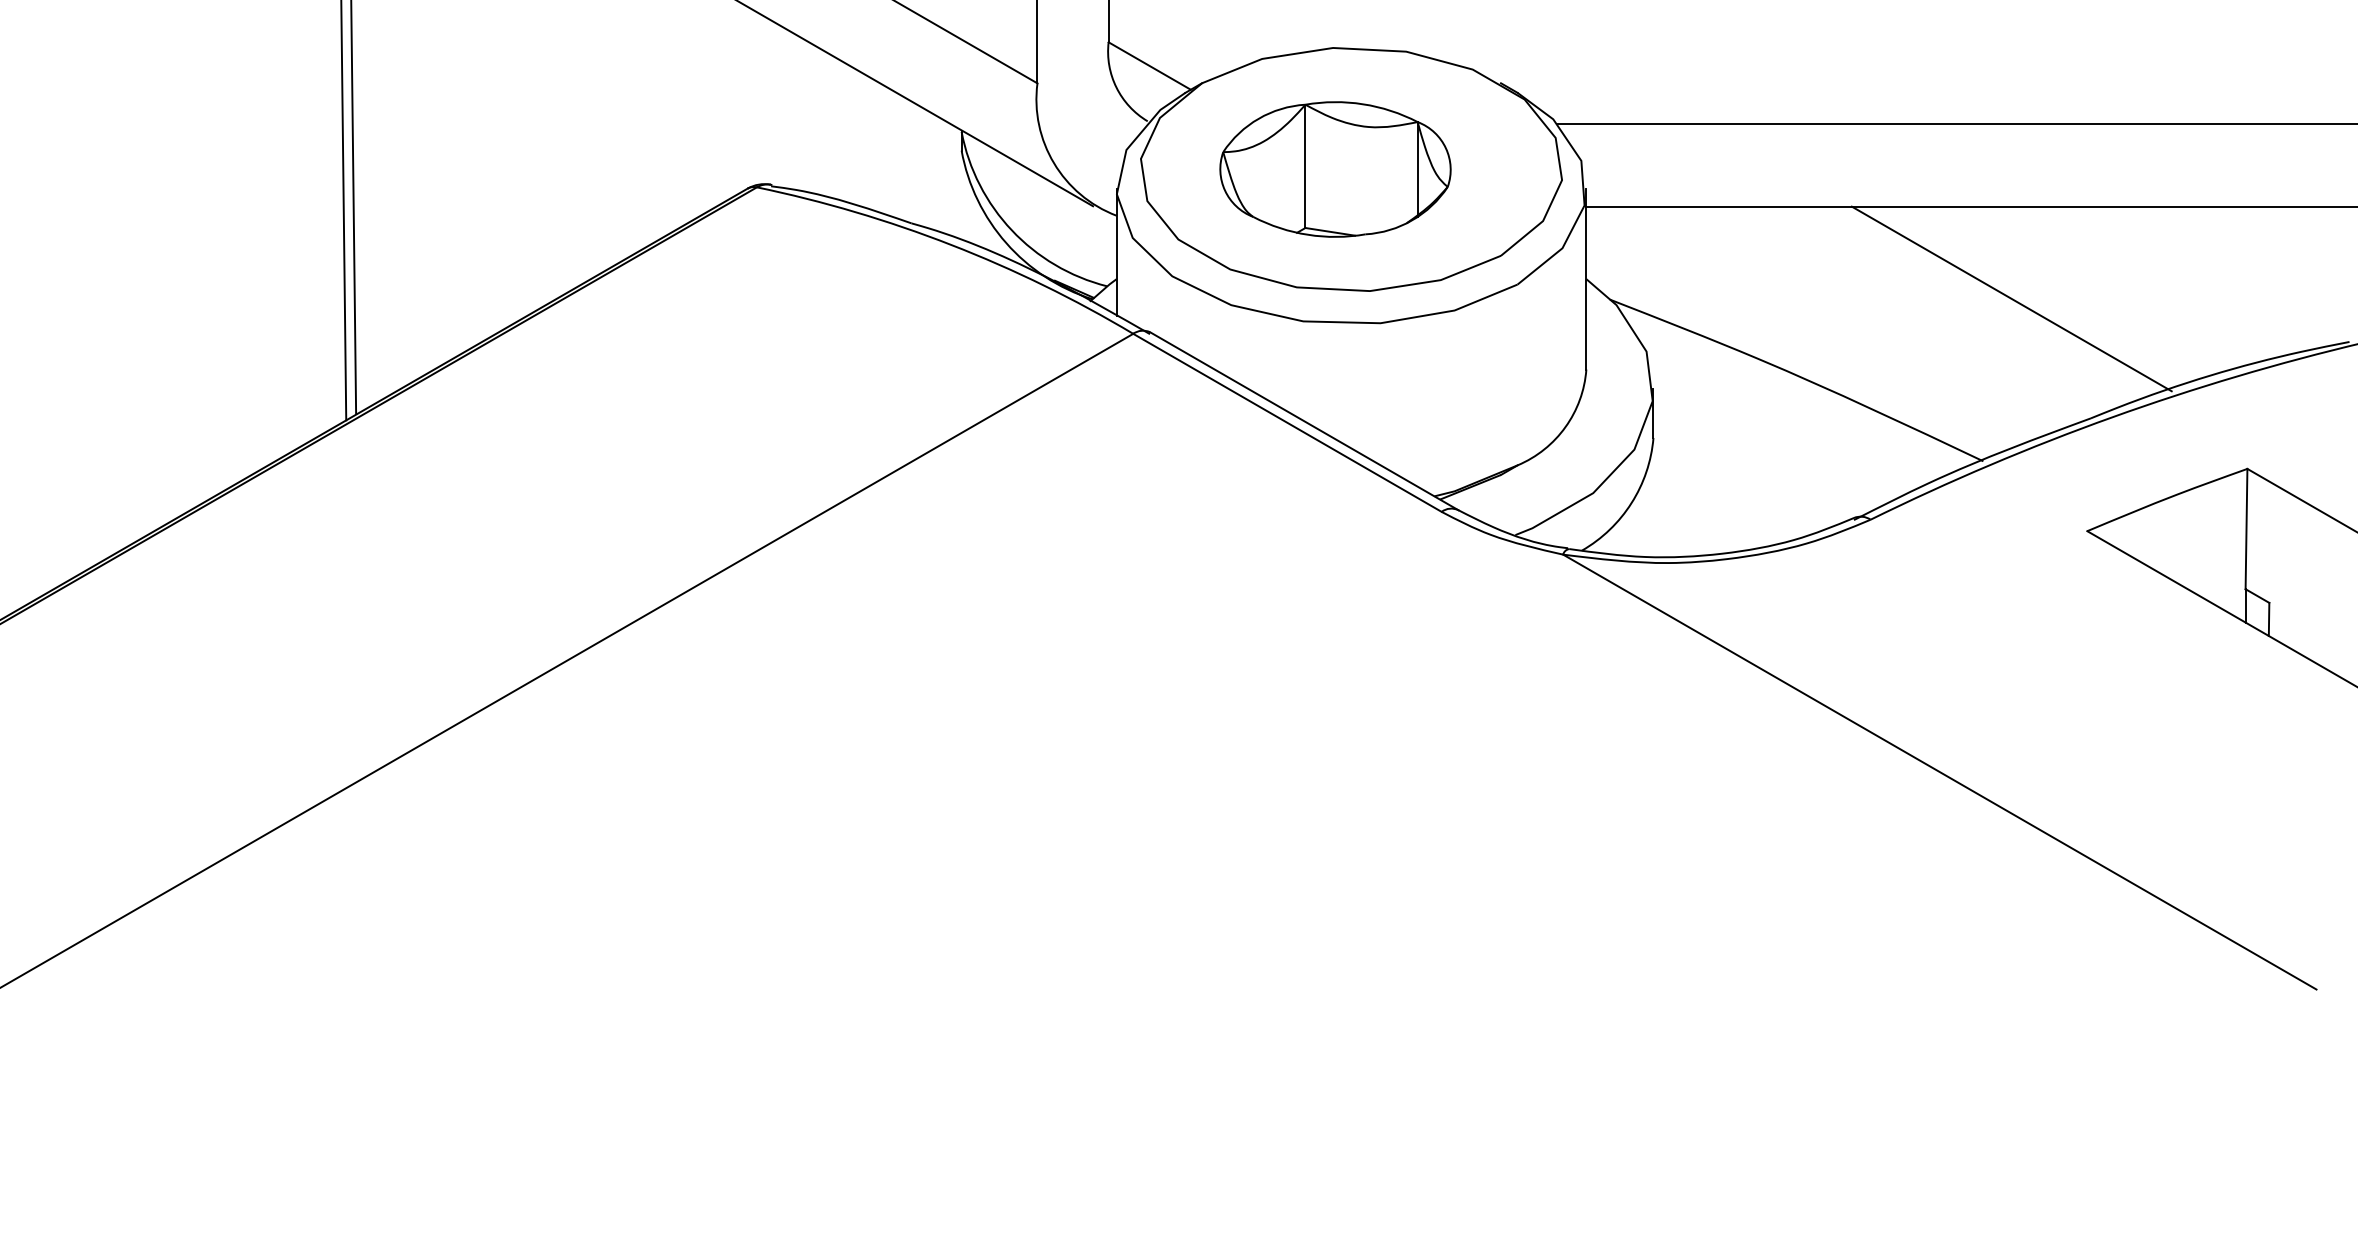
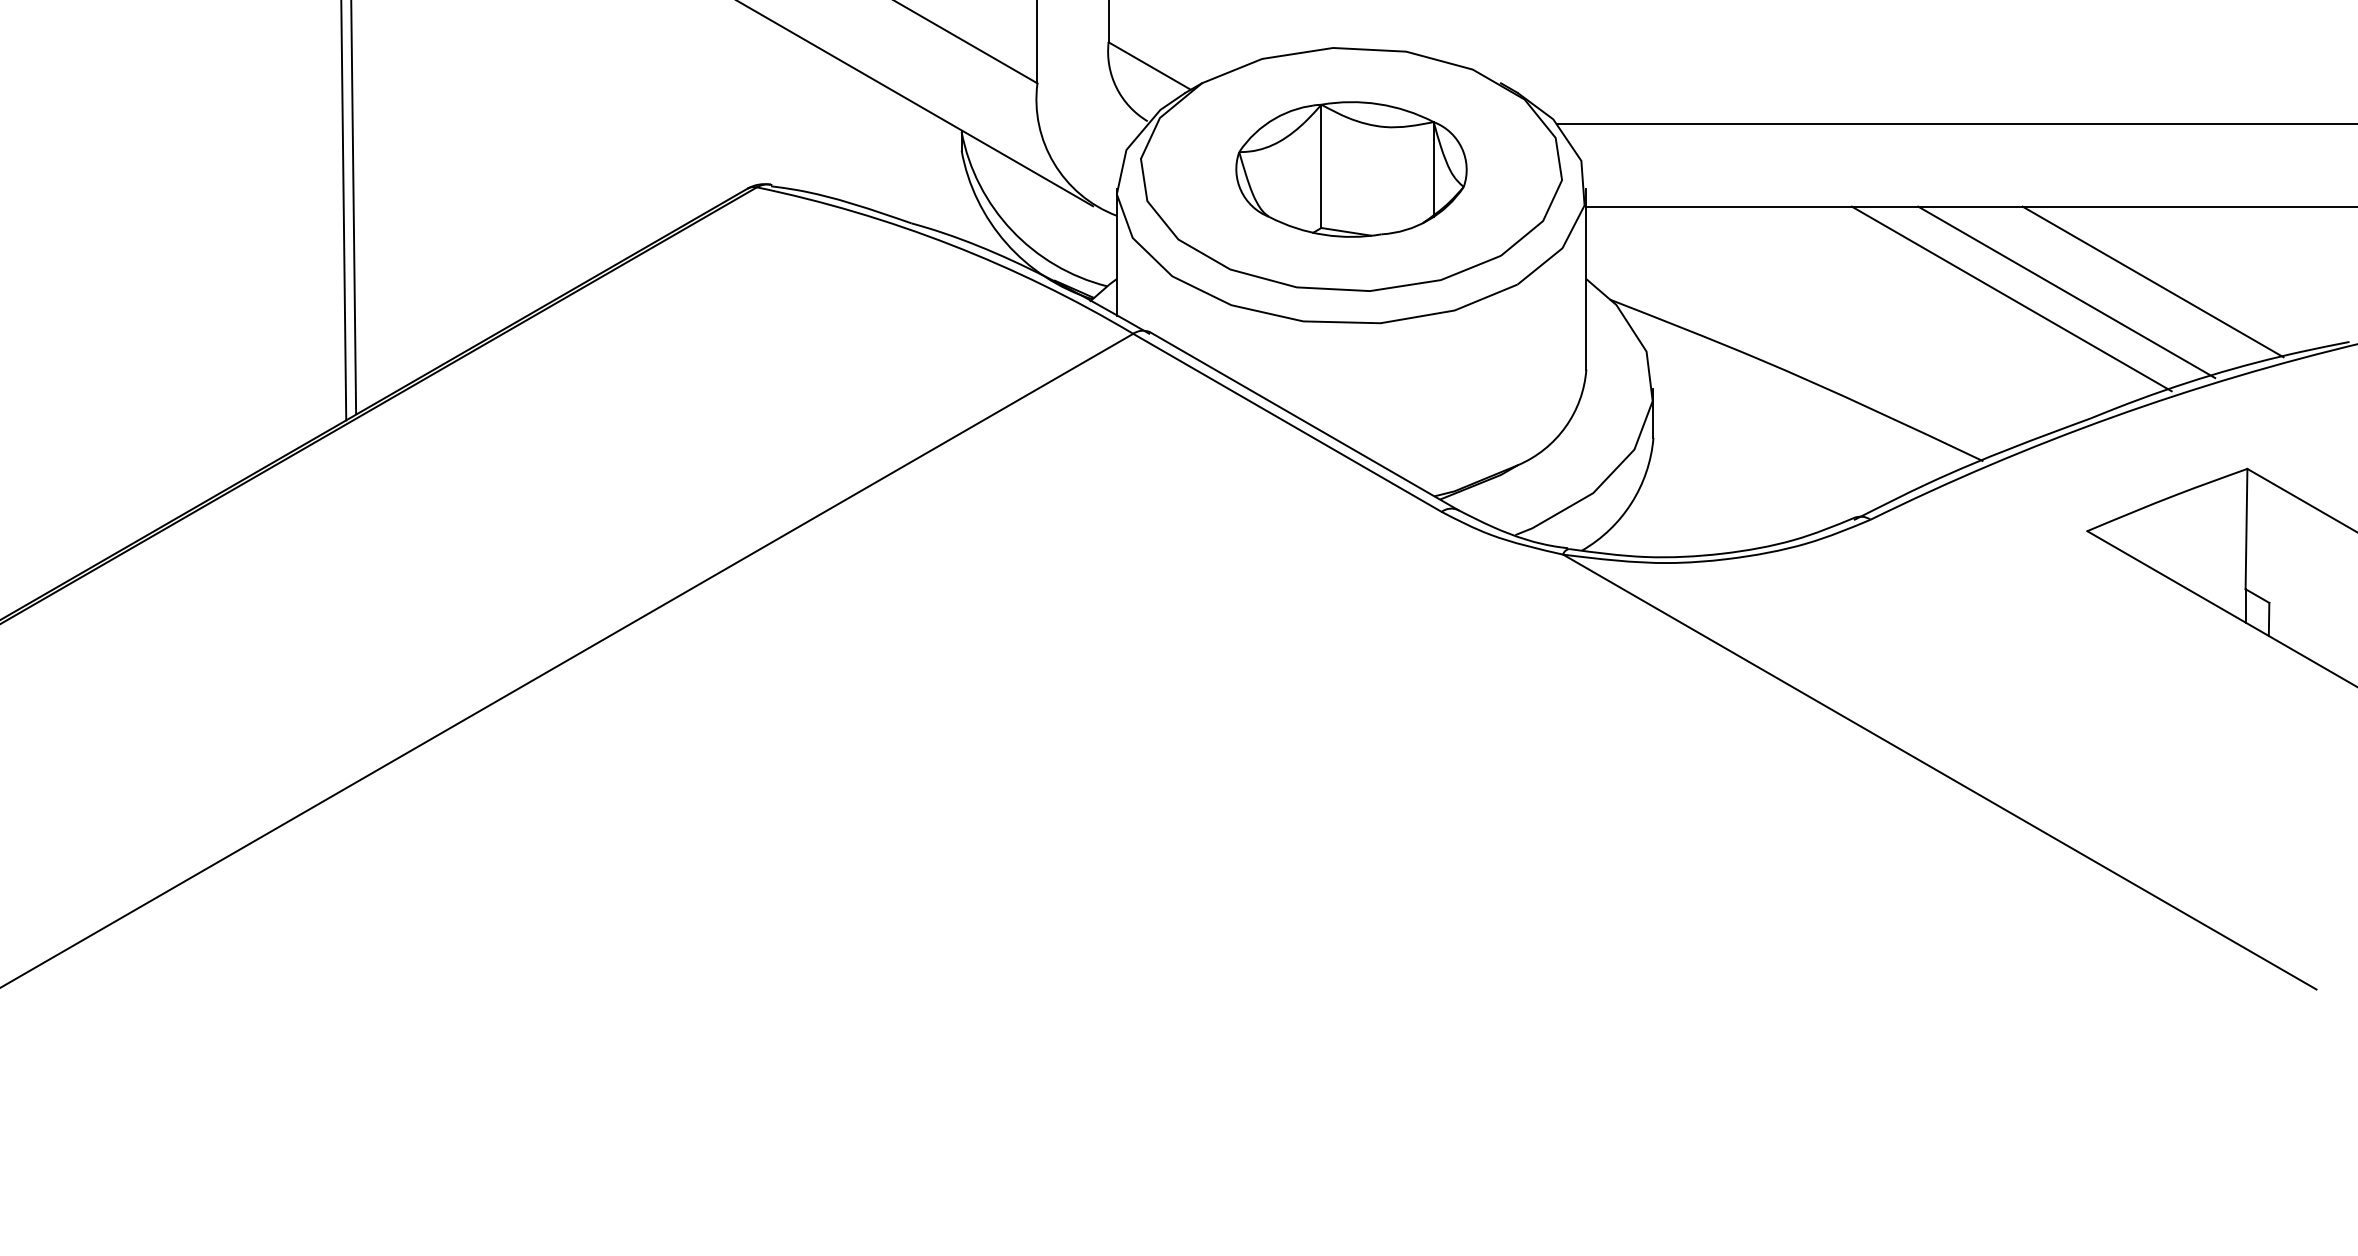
part position: (1335, 169) -> (1351, 169) (1351, 169)
line: none -> present (2152, 281)
line: none -> present (2066, 292)
